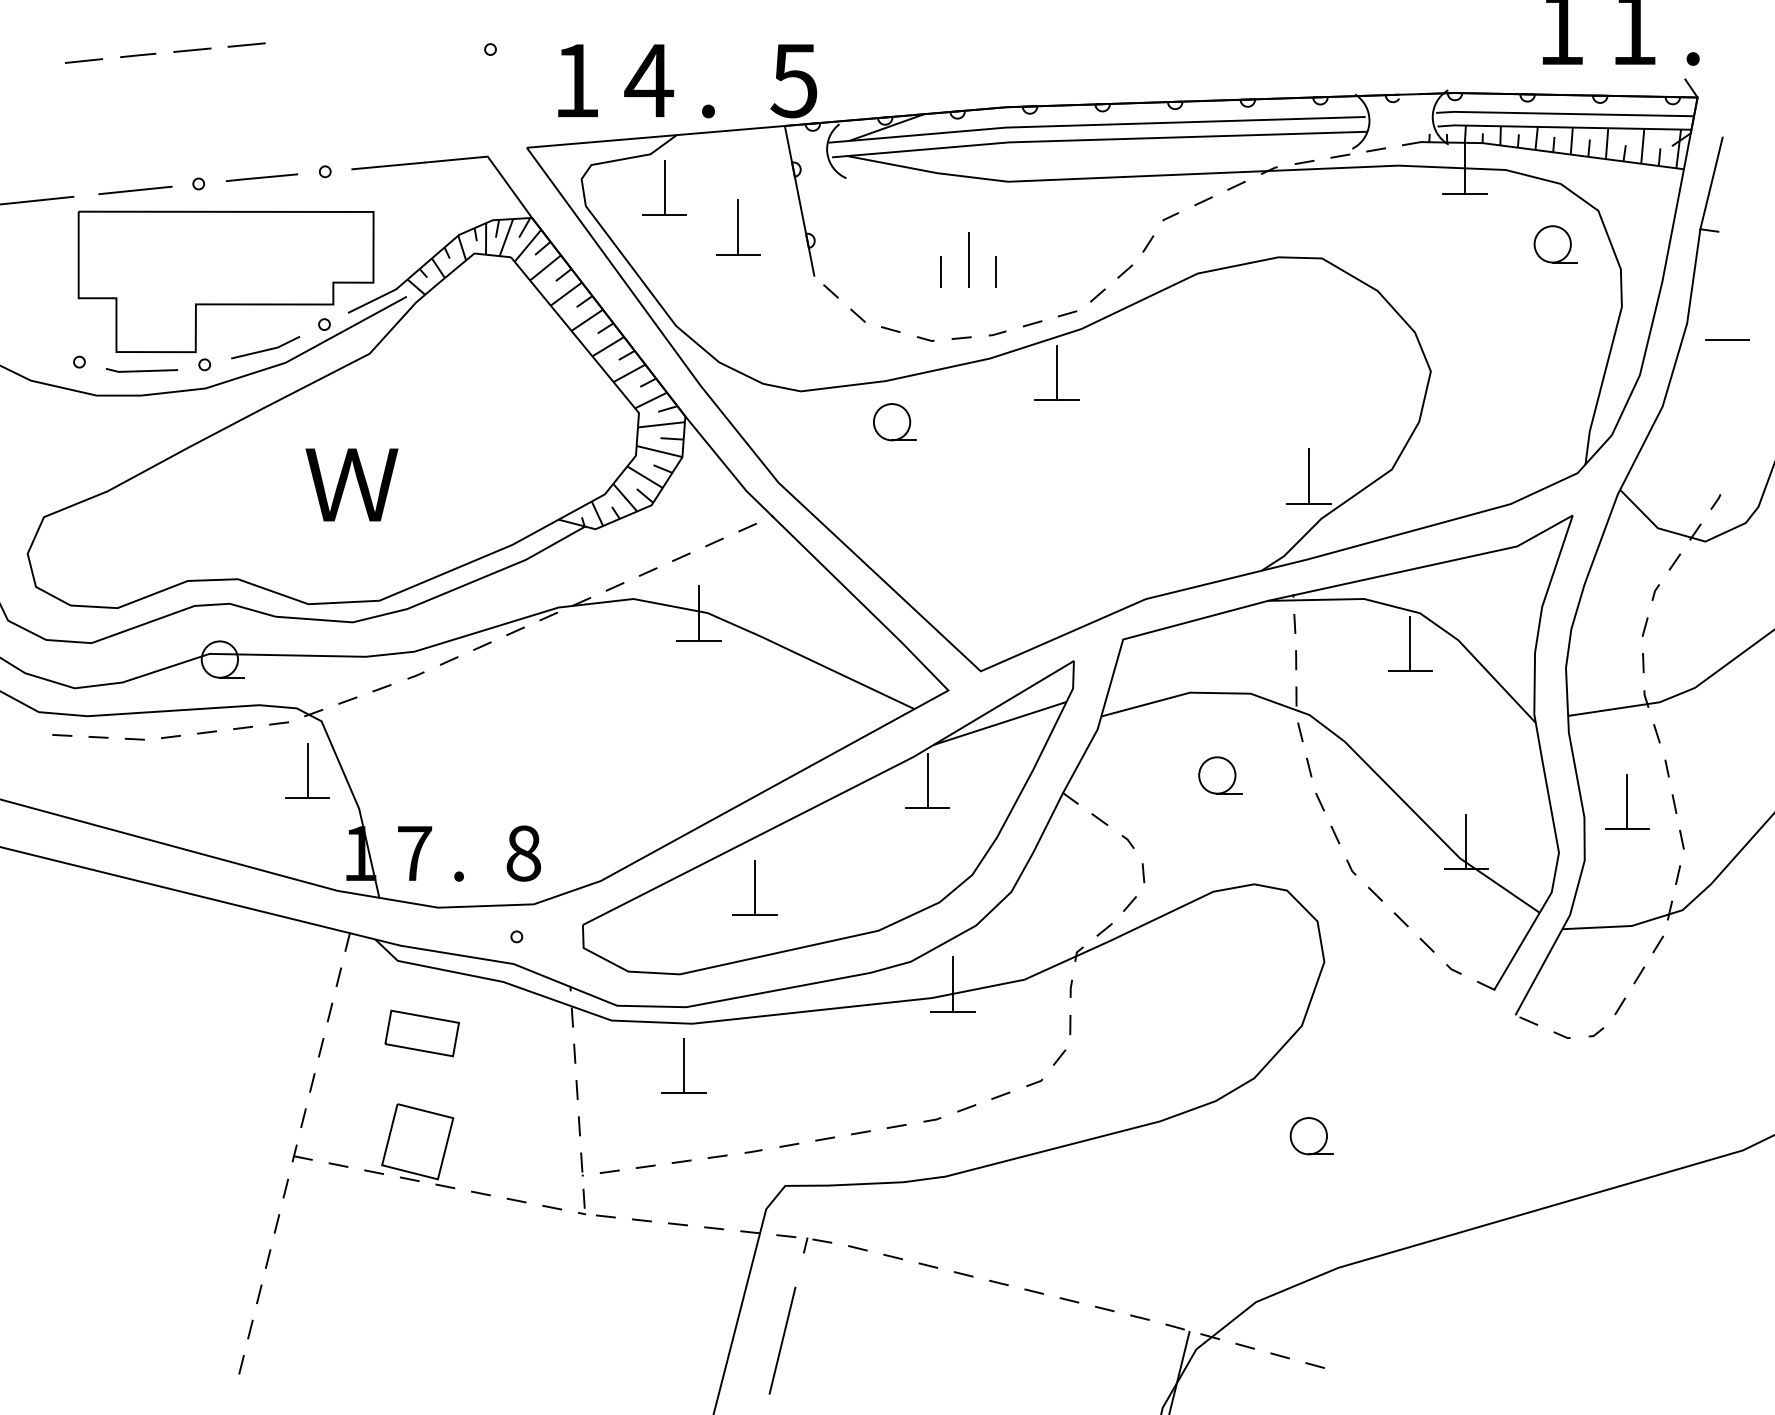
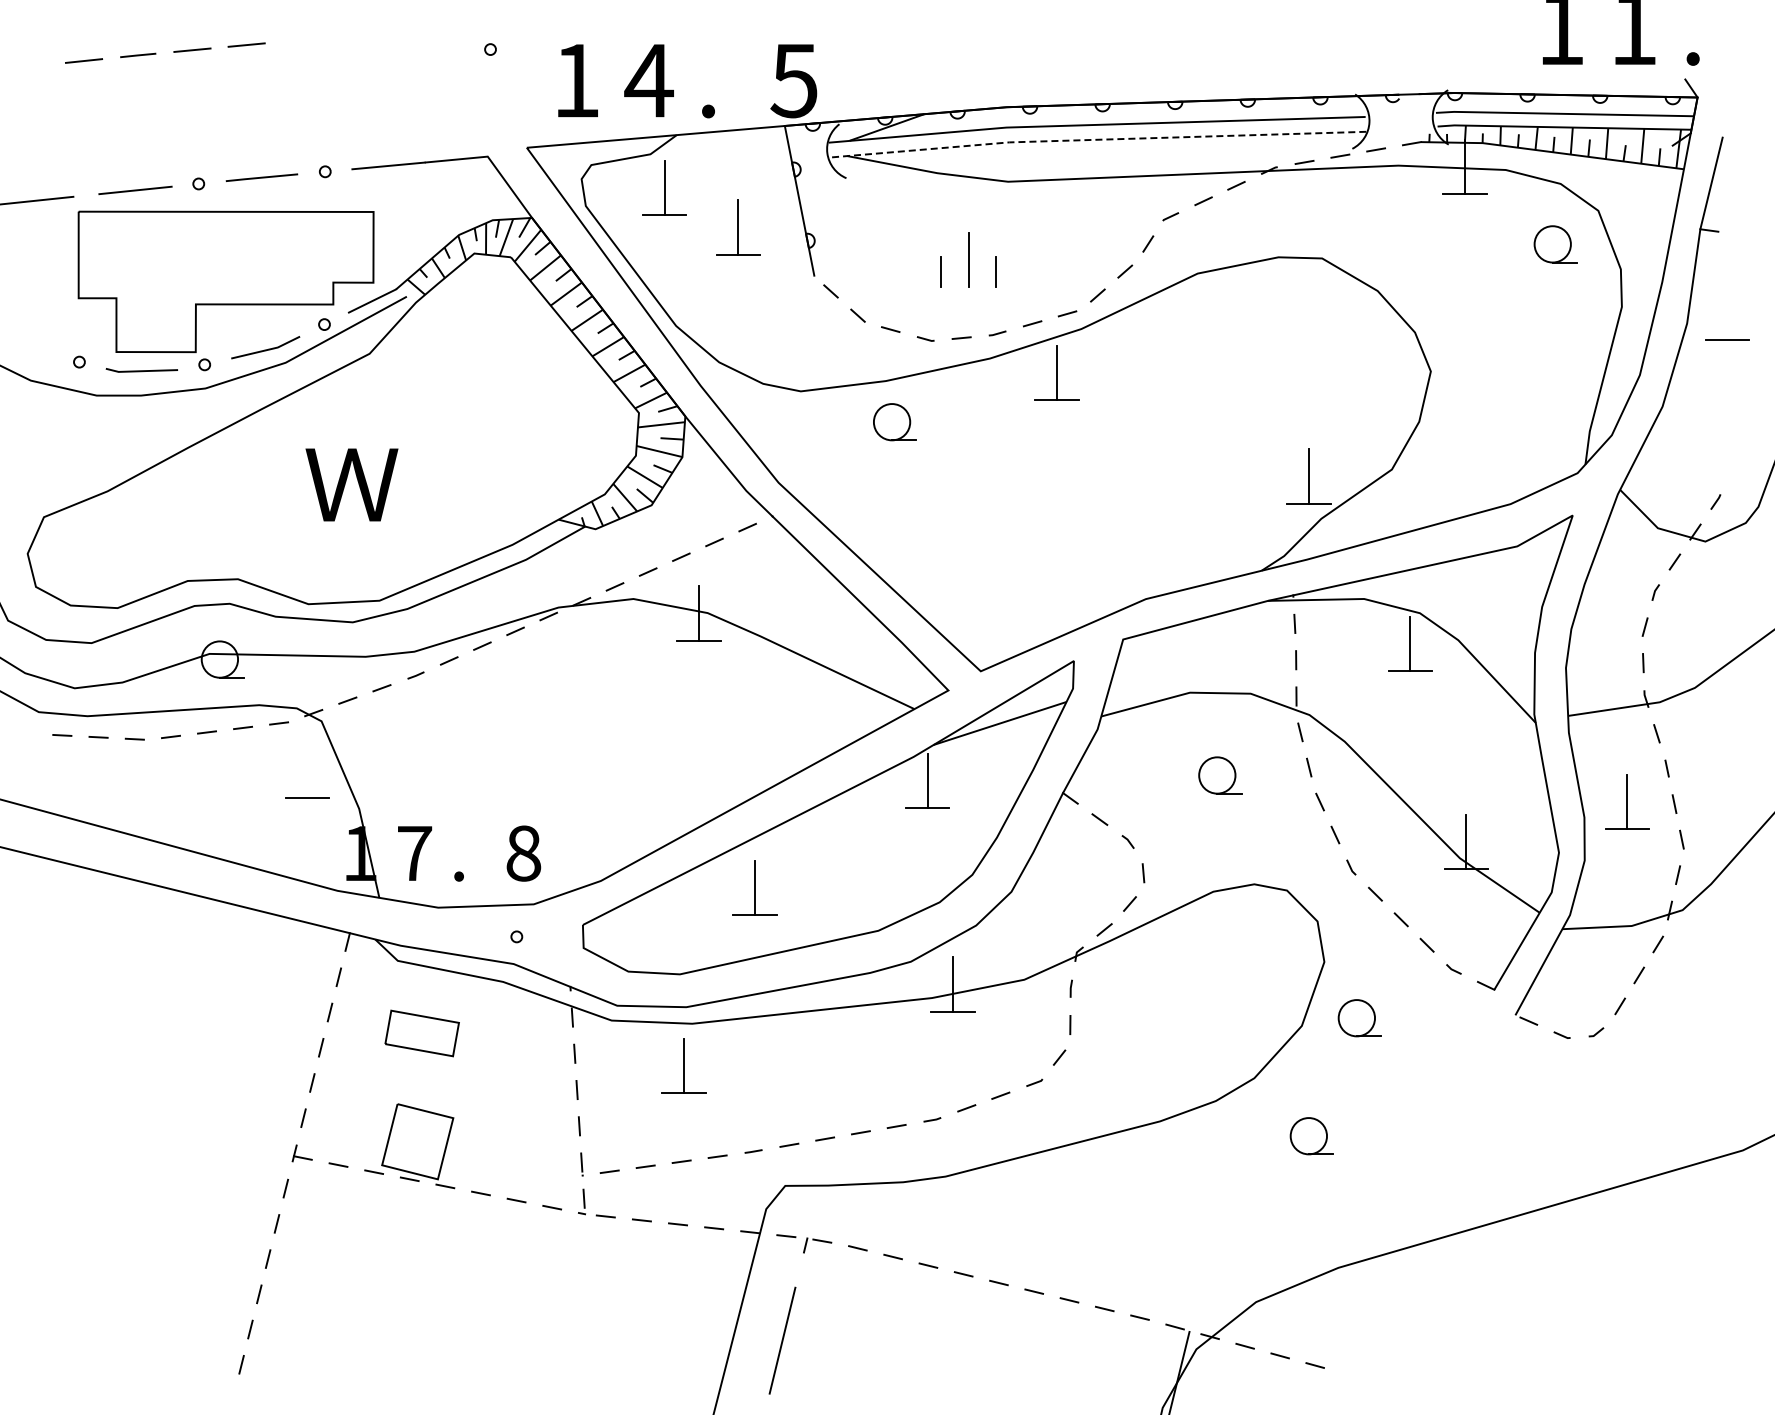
line: solid -> dashed (1099, 139)
line: present -> none (307, 770)
part: none -> present (1359, 1018)
